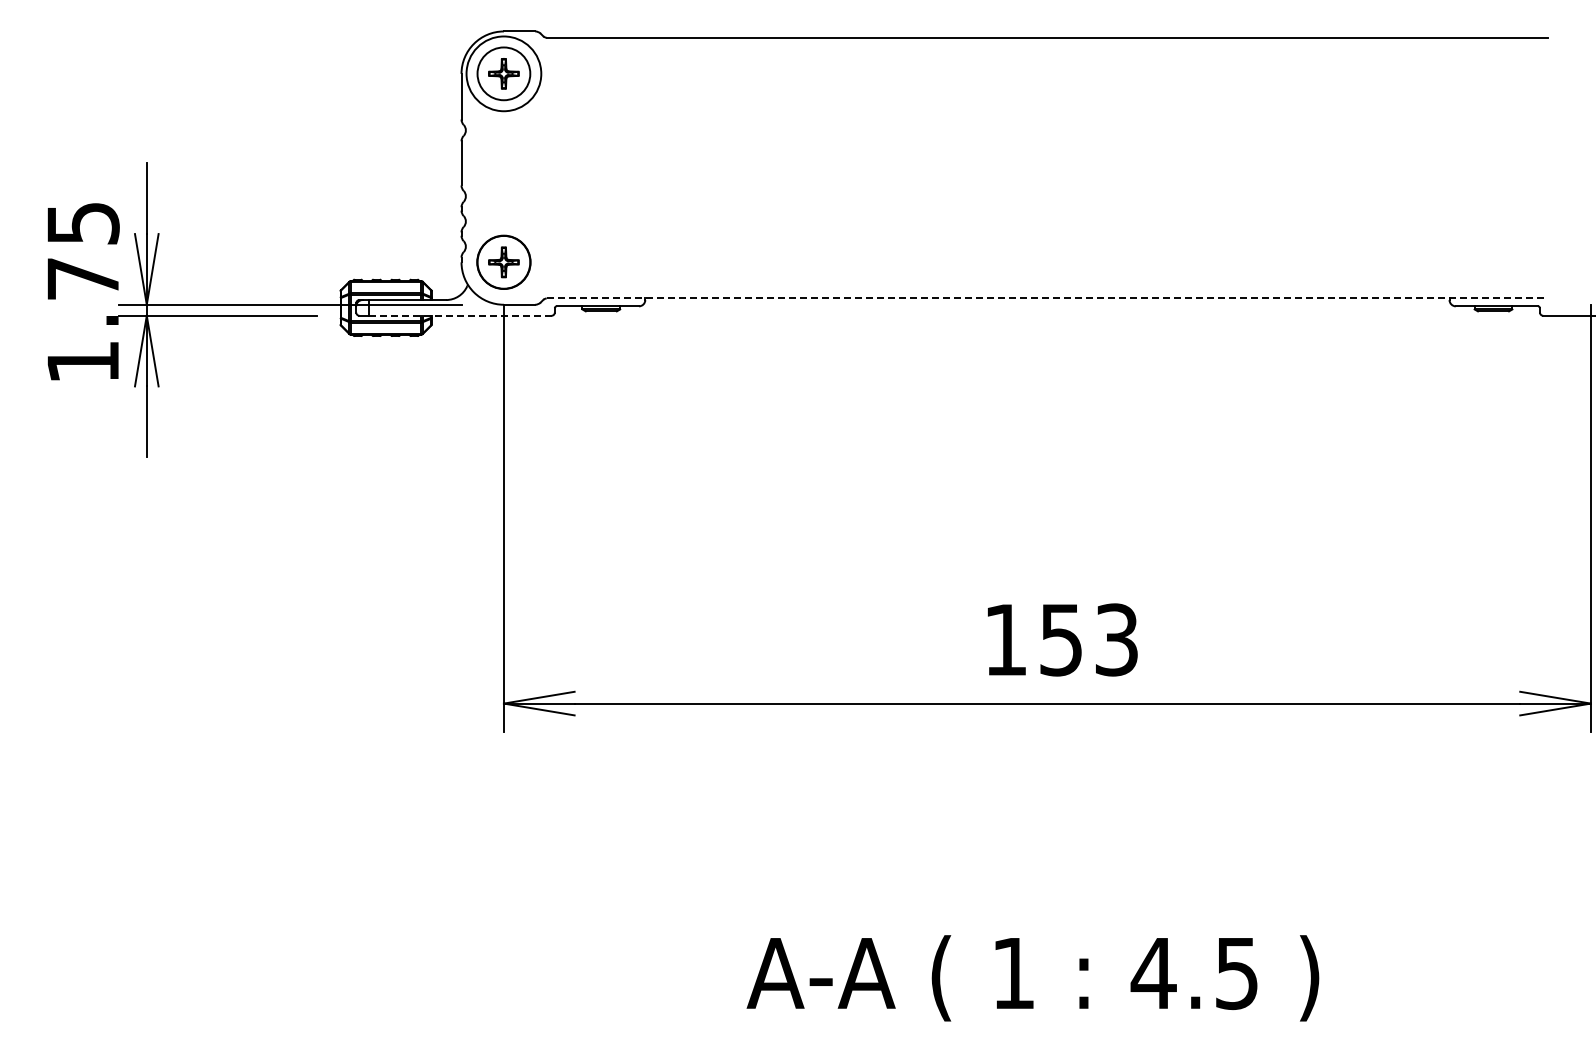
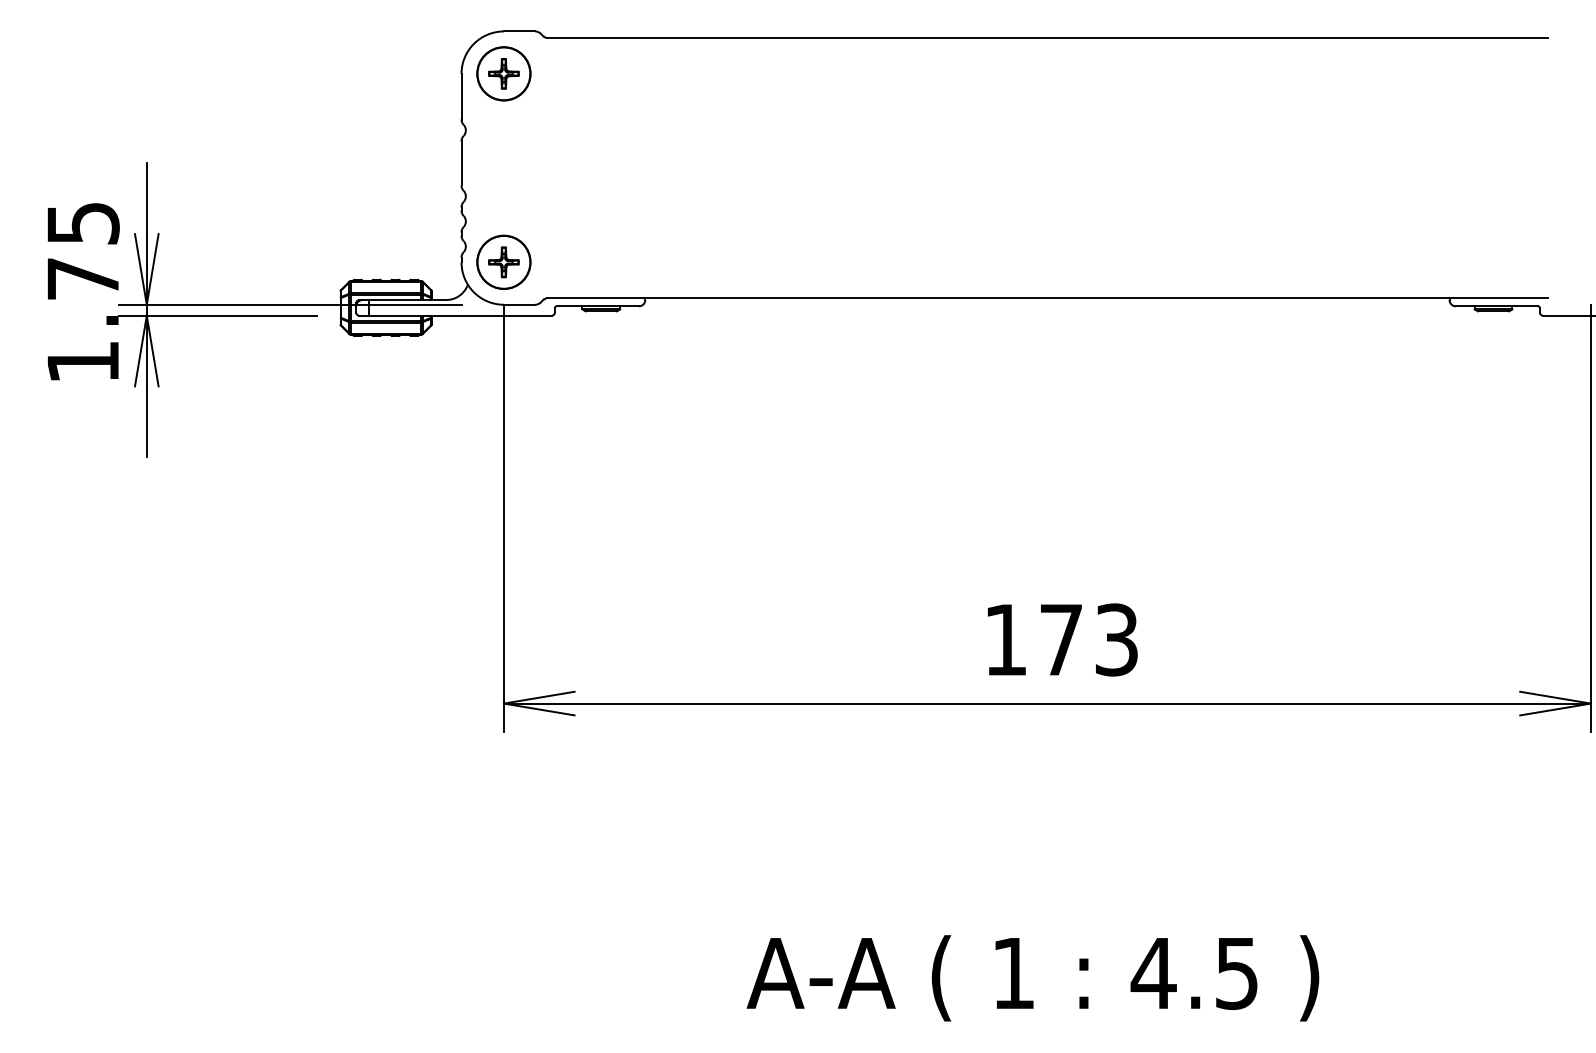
circle diameter: 75 px -> 53 px (503, 73)
line: dashed -> solid (1047, 298)
line: dashed -> solid (460, 315)
text: 153 -> 173 (1060, 640)
